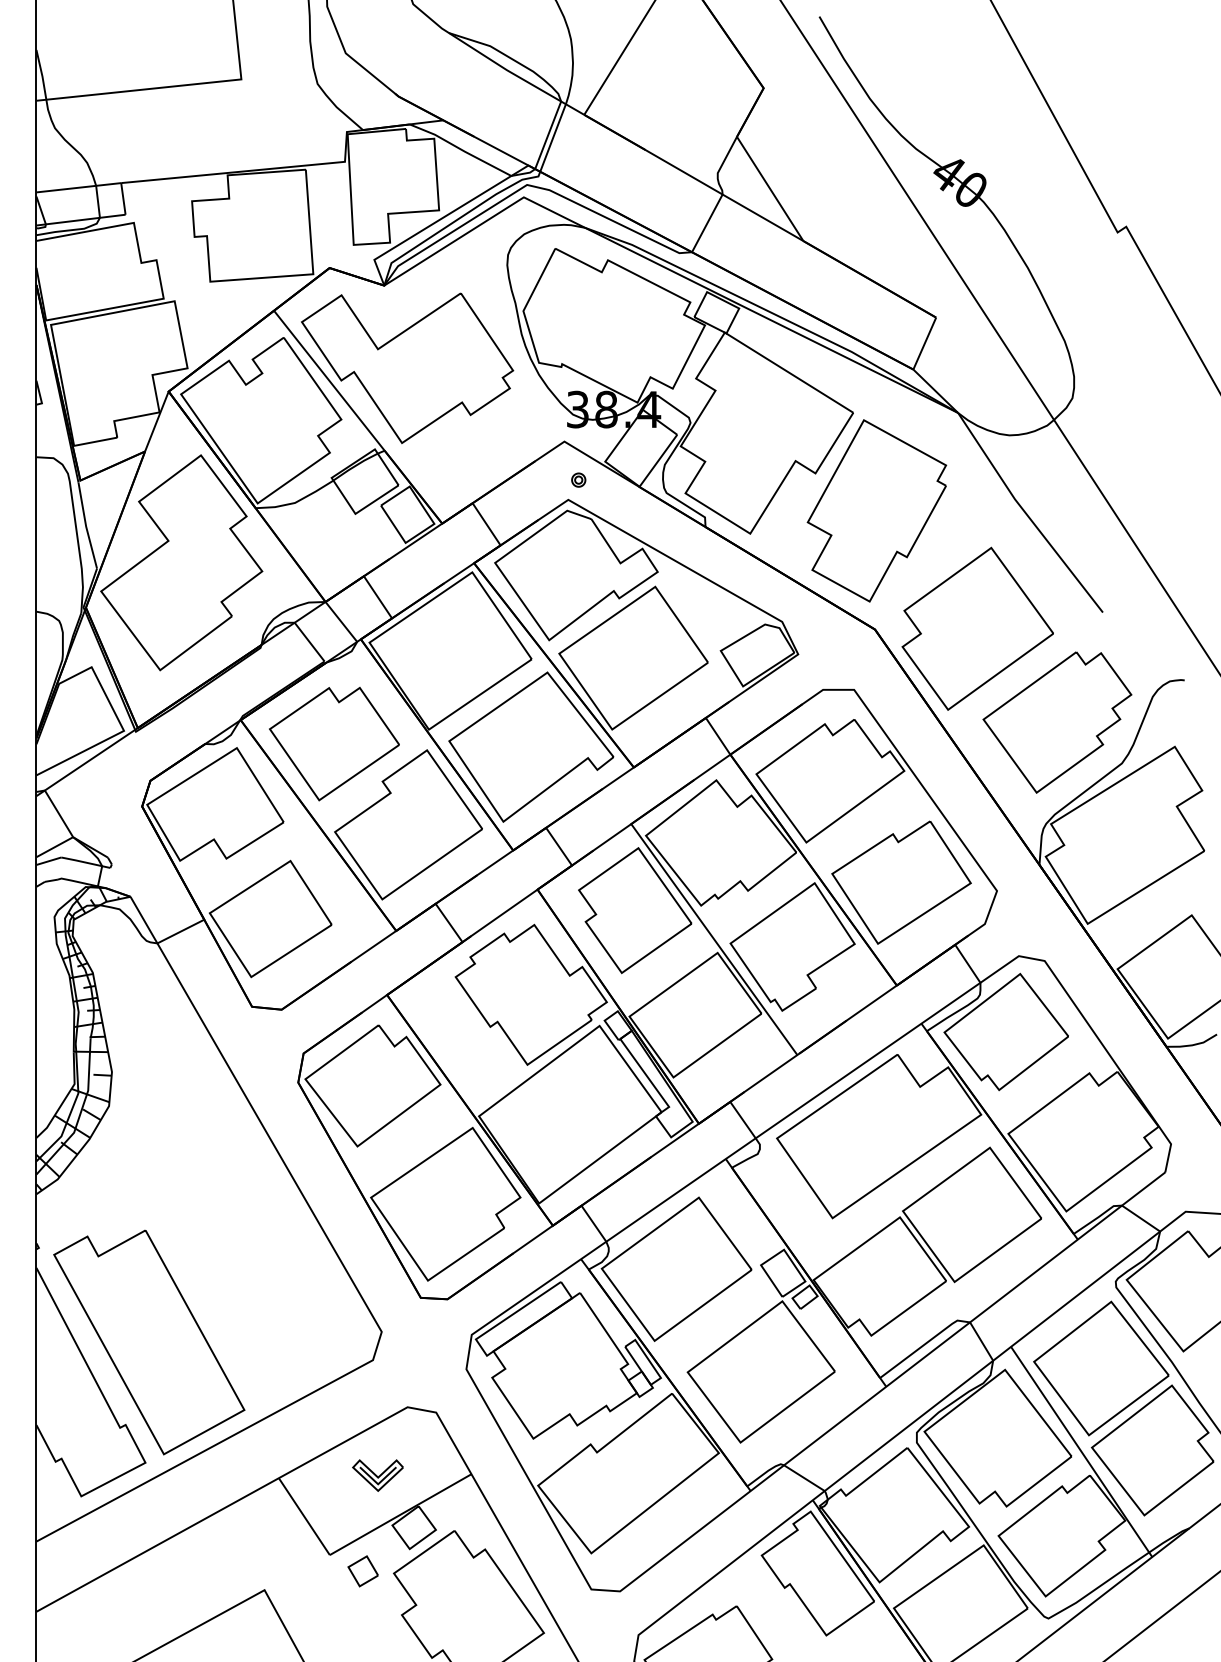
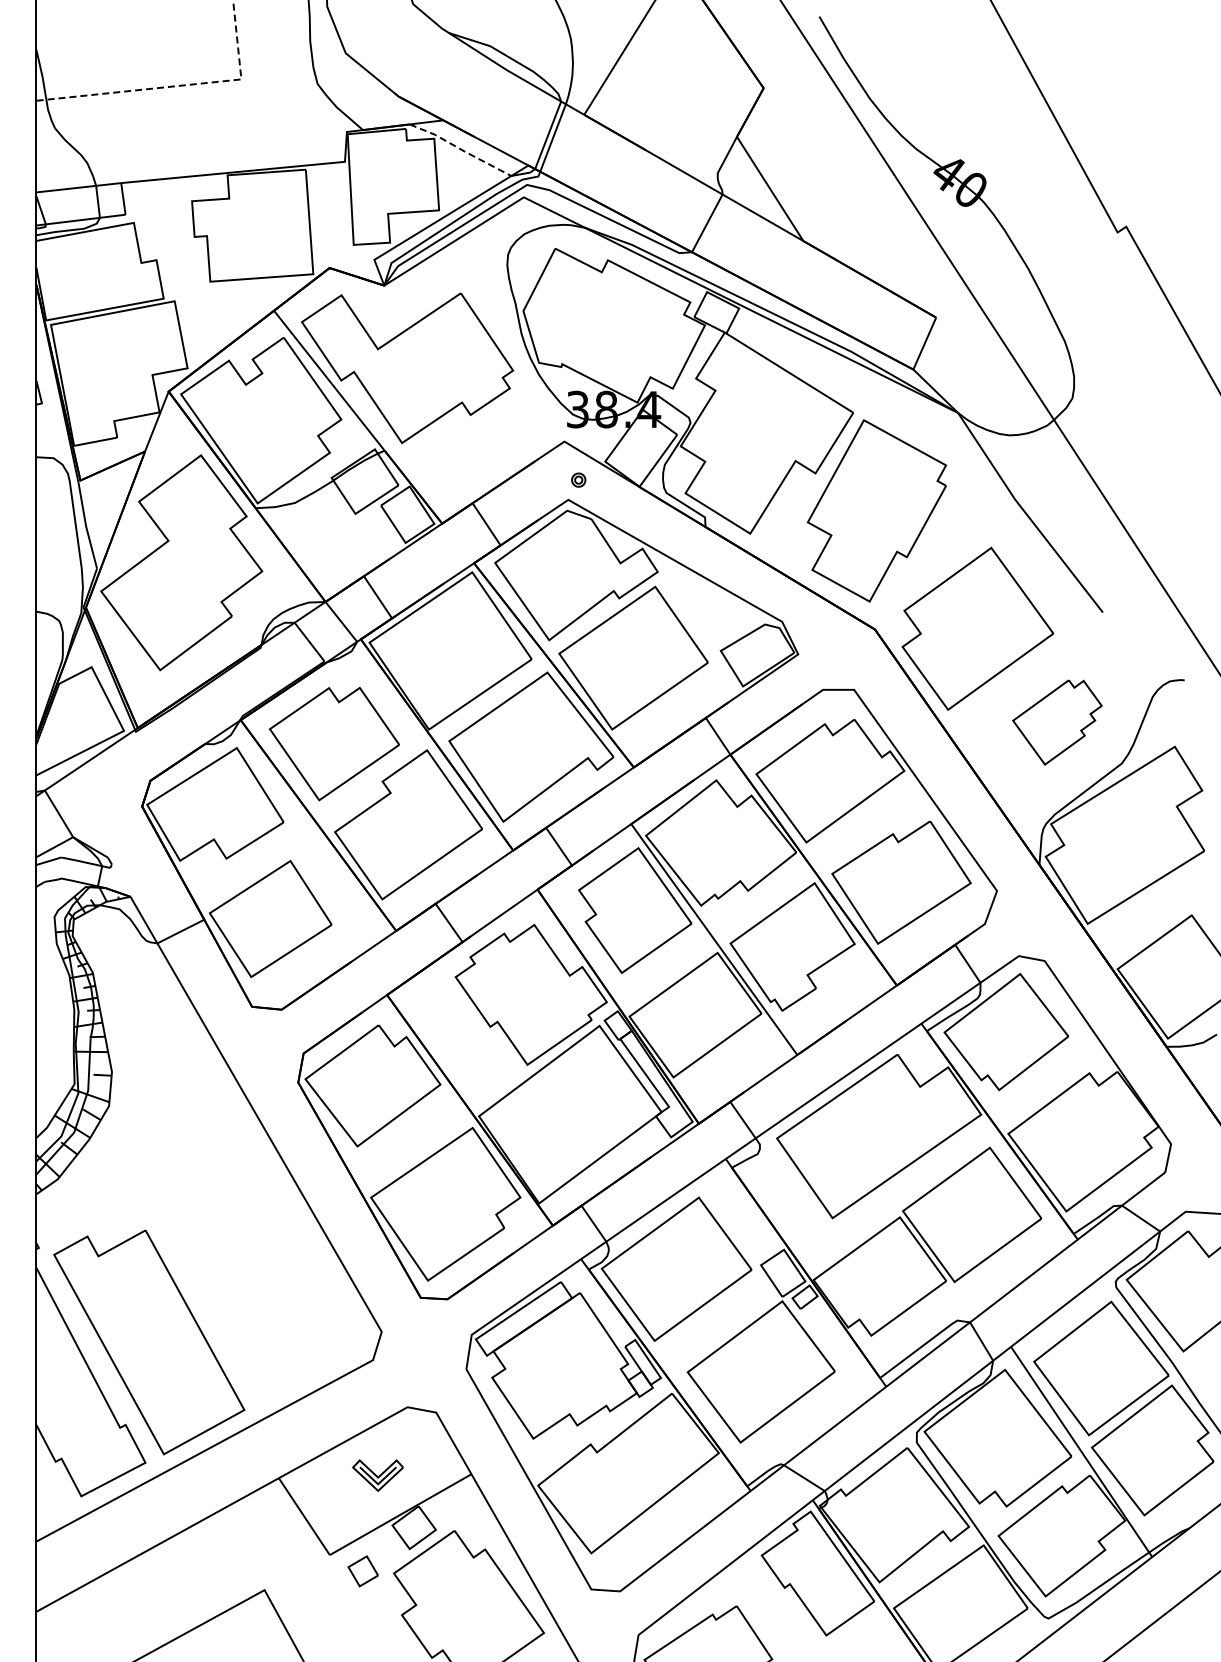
line: solid -> dashed (179, 85)
line: solid -> dashed (460, 149)
part size: 151x143 px -> 91x87 px (1057, 722)
